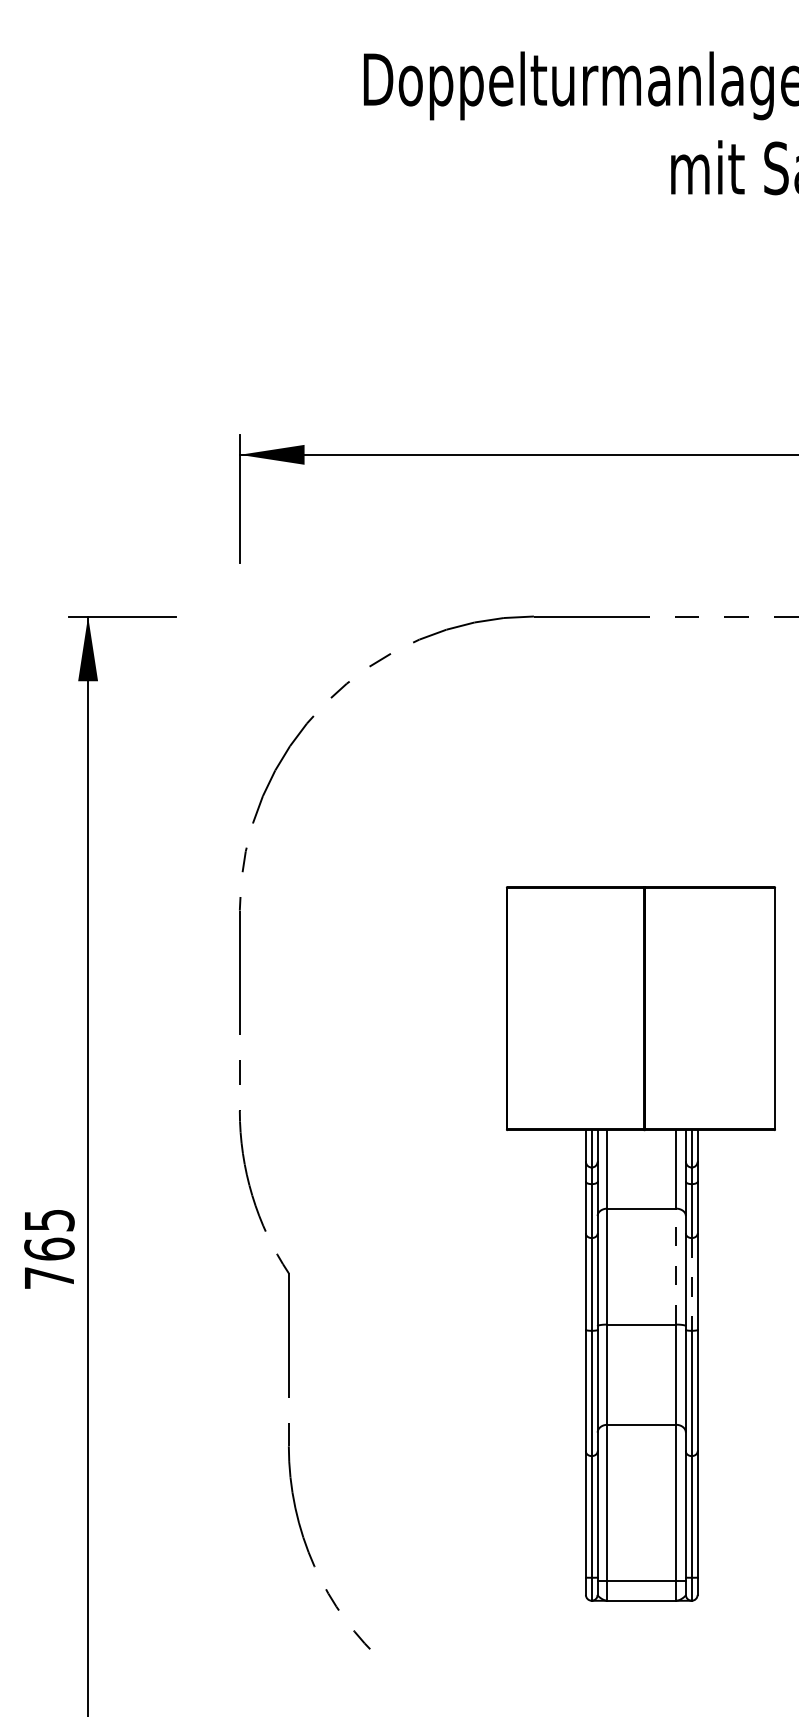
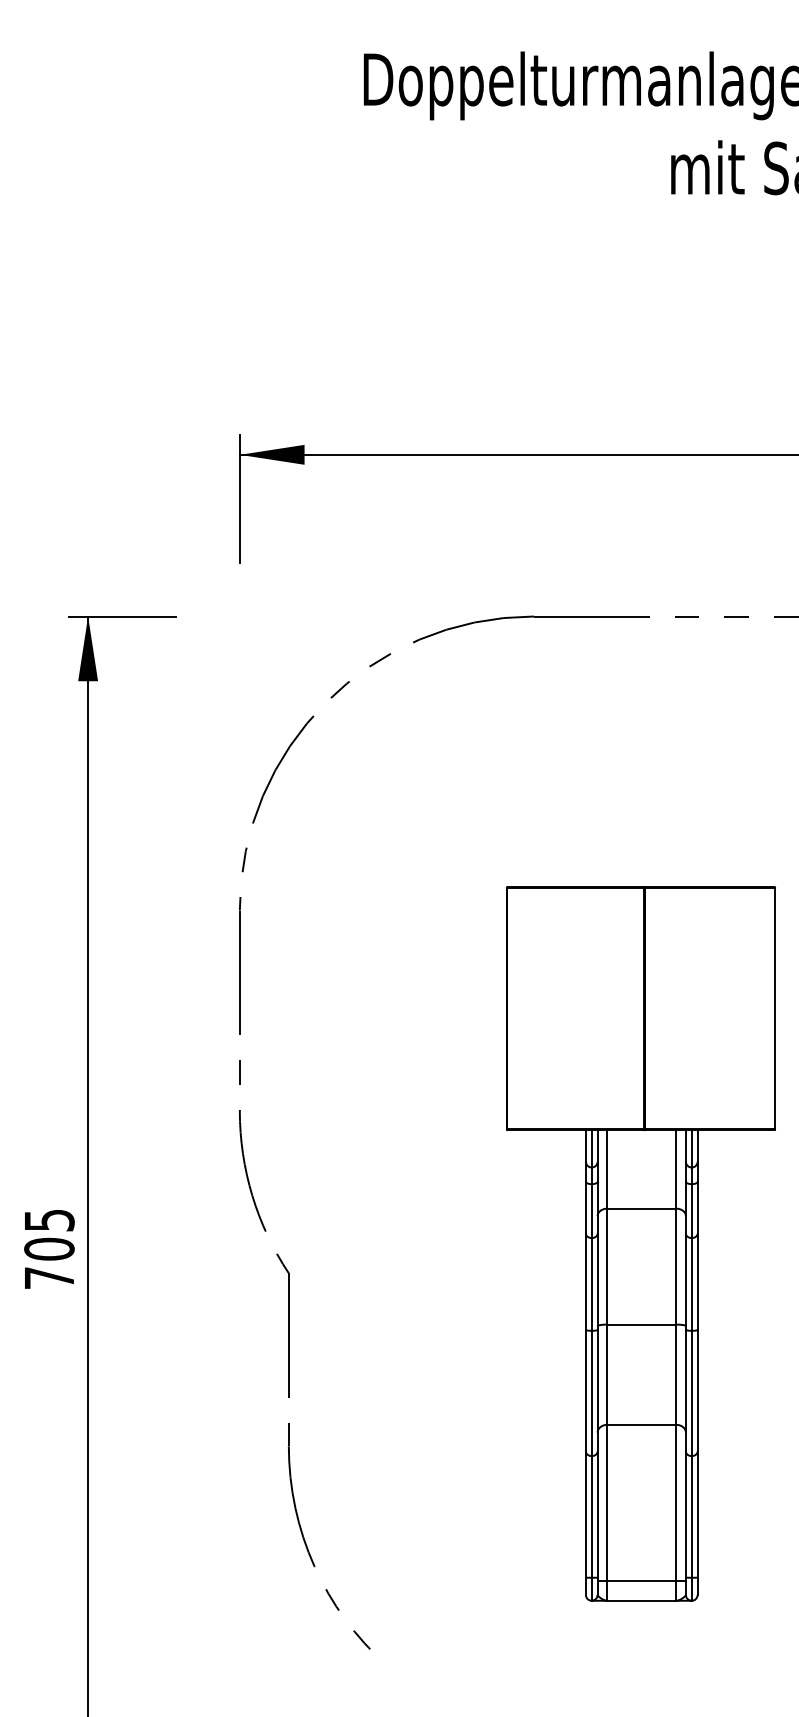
text: 765 -> 705 (49, 1248)
line: dashed -> solid (676, 1266)
line: dashed -> solid (691, 1284)
